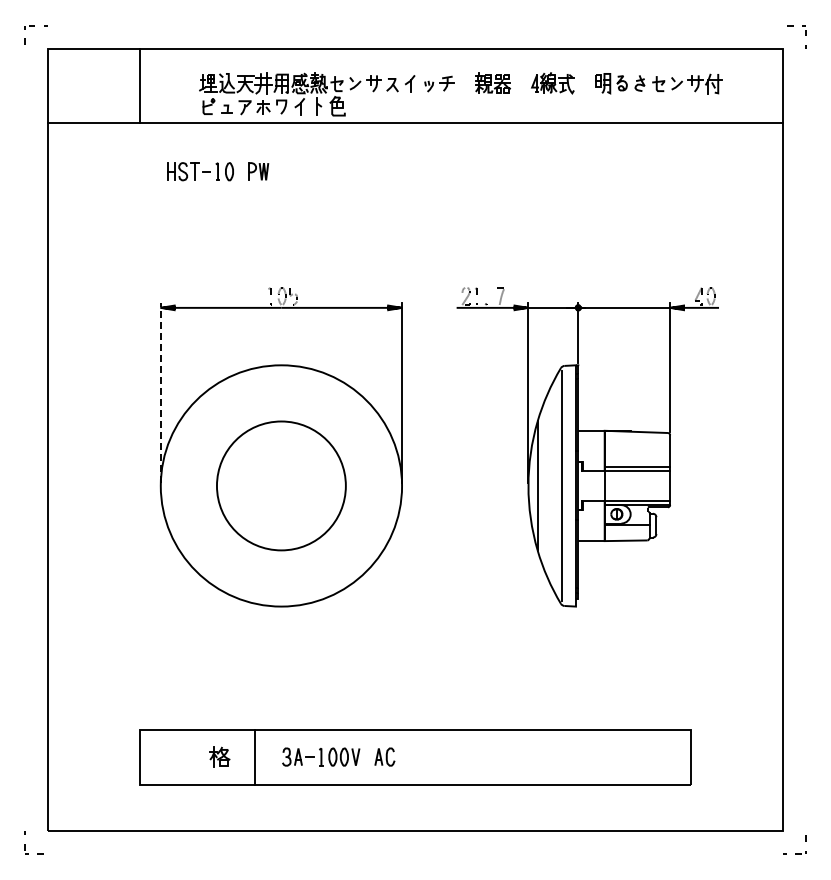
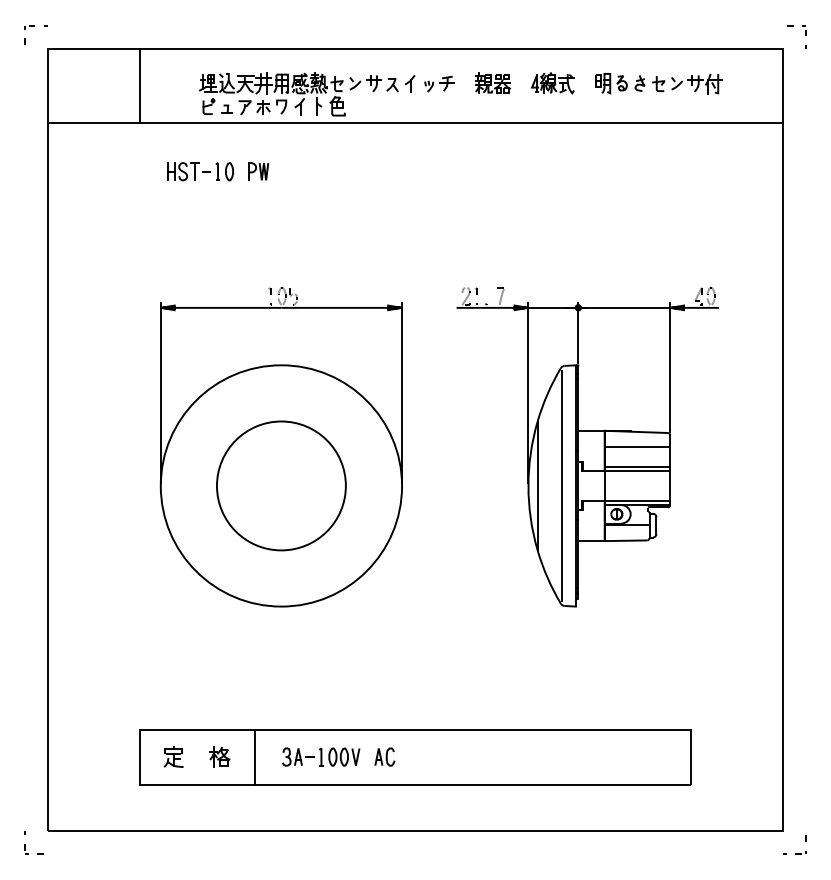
line: dashed -> solid (160, 392)
line: none -> present (637, 447)
part: none -> present (173, 756)
